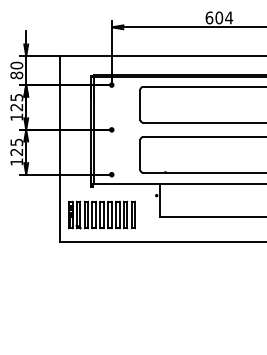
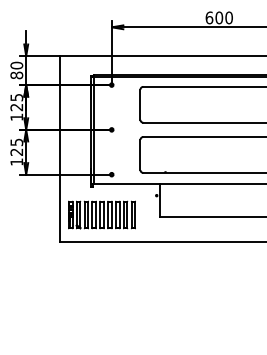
text: 604 -> 600 (229, 17)
